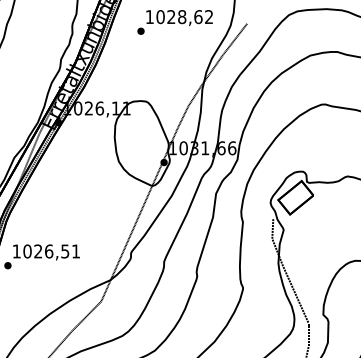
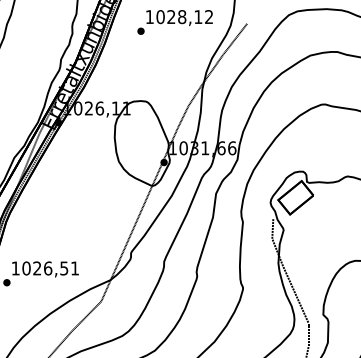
text: 1028,62 -> 1028,12 (198, 17)
text position: (41, 256) -> (40, 273) (40, 273)
